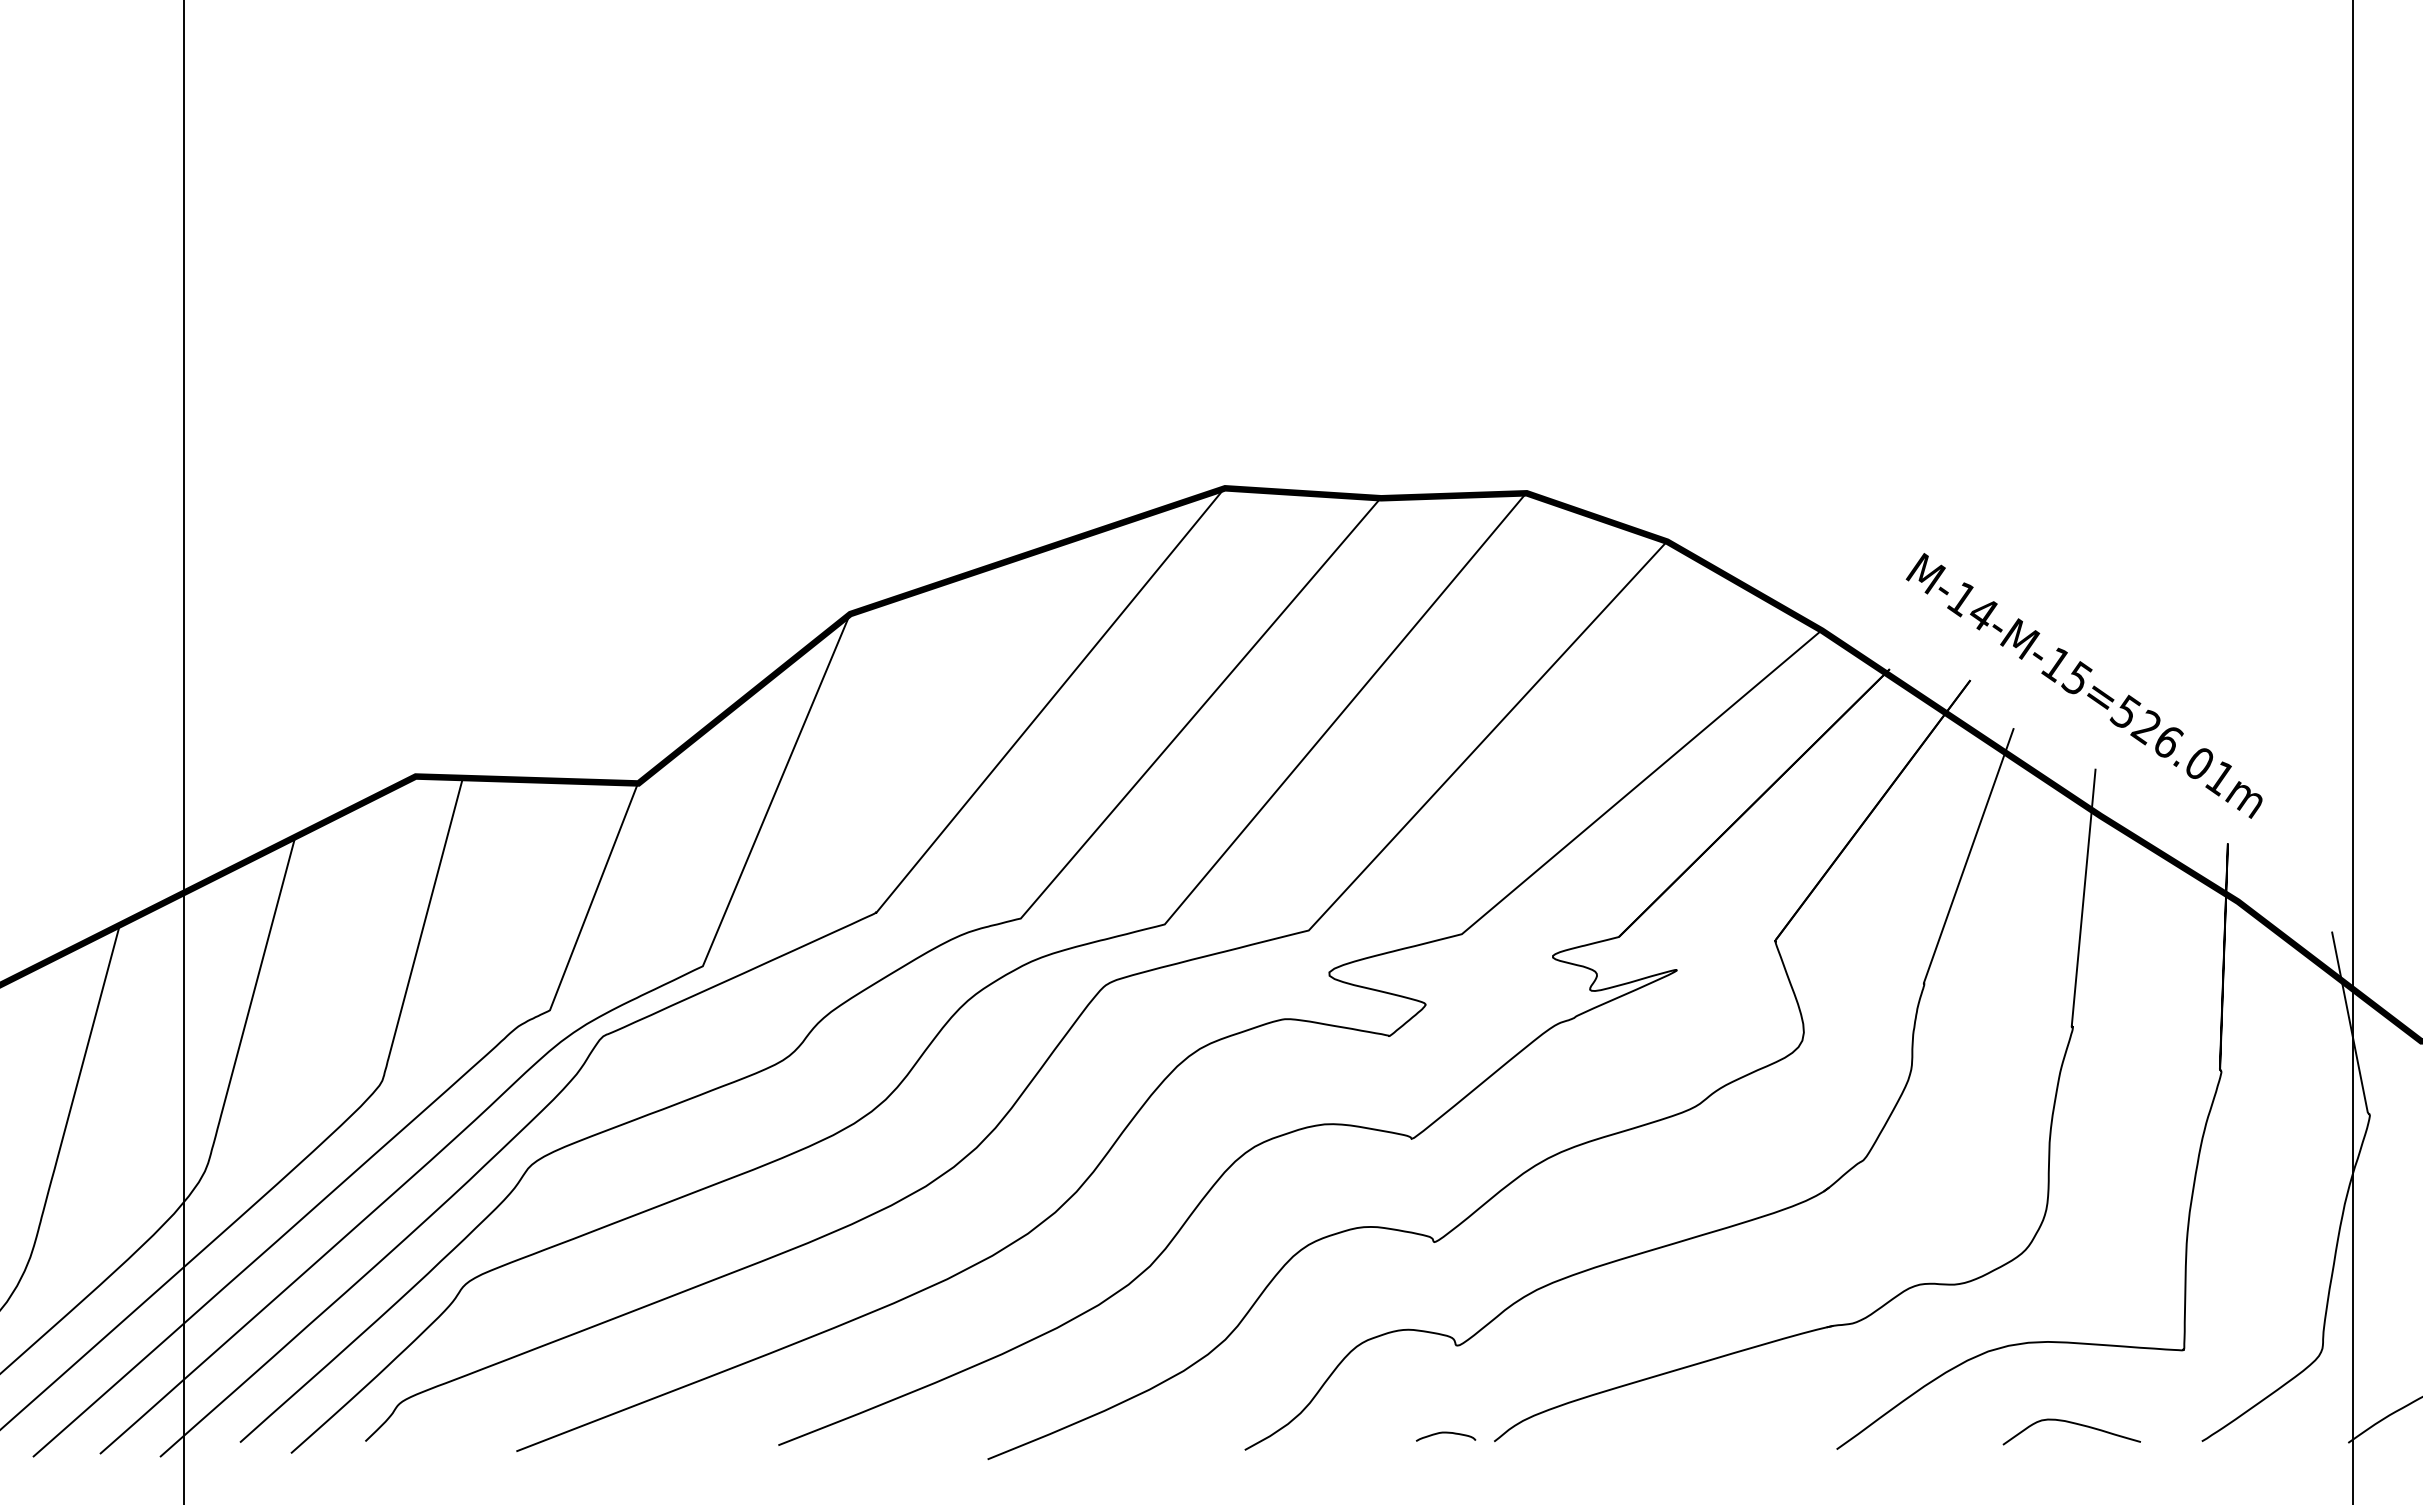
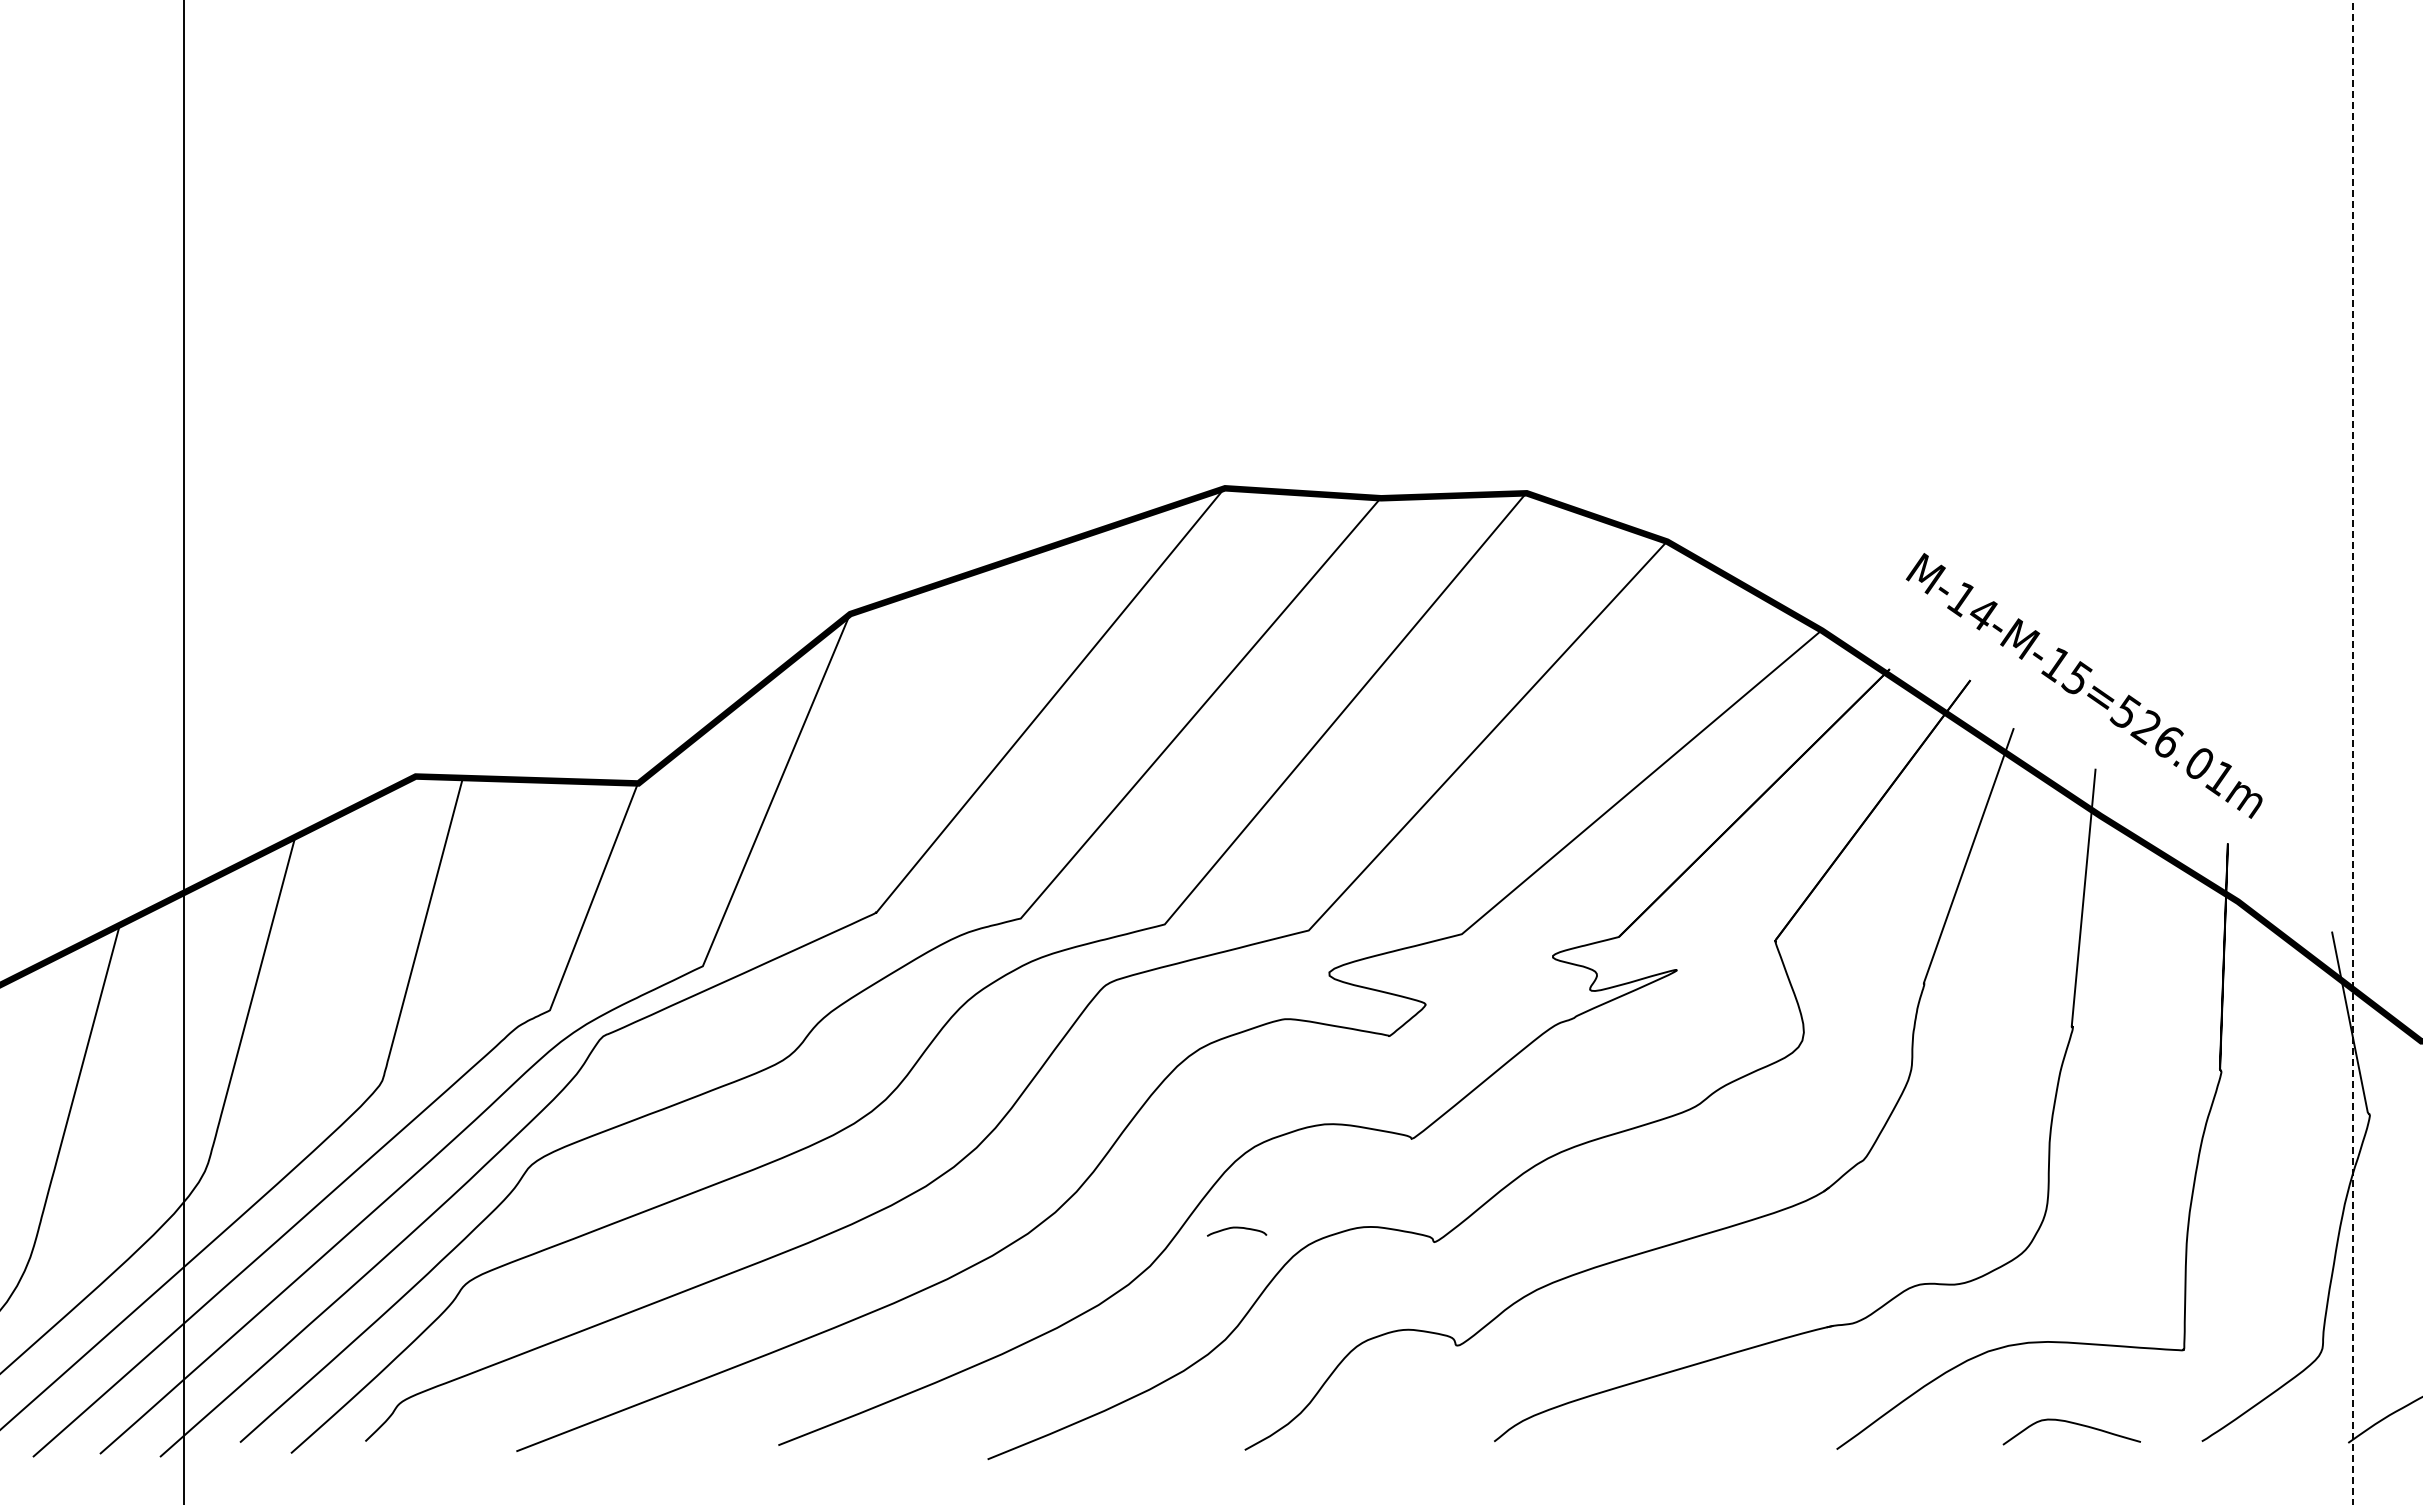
line: solid -> dashed (2353, 751)
curve position: (1446, 1433) -> (1237, 1228) (1237, 1228)
